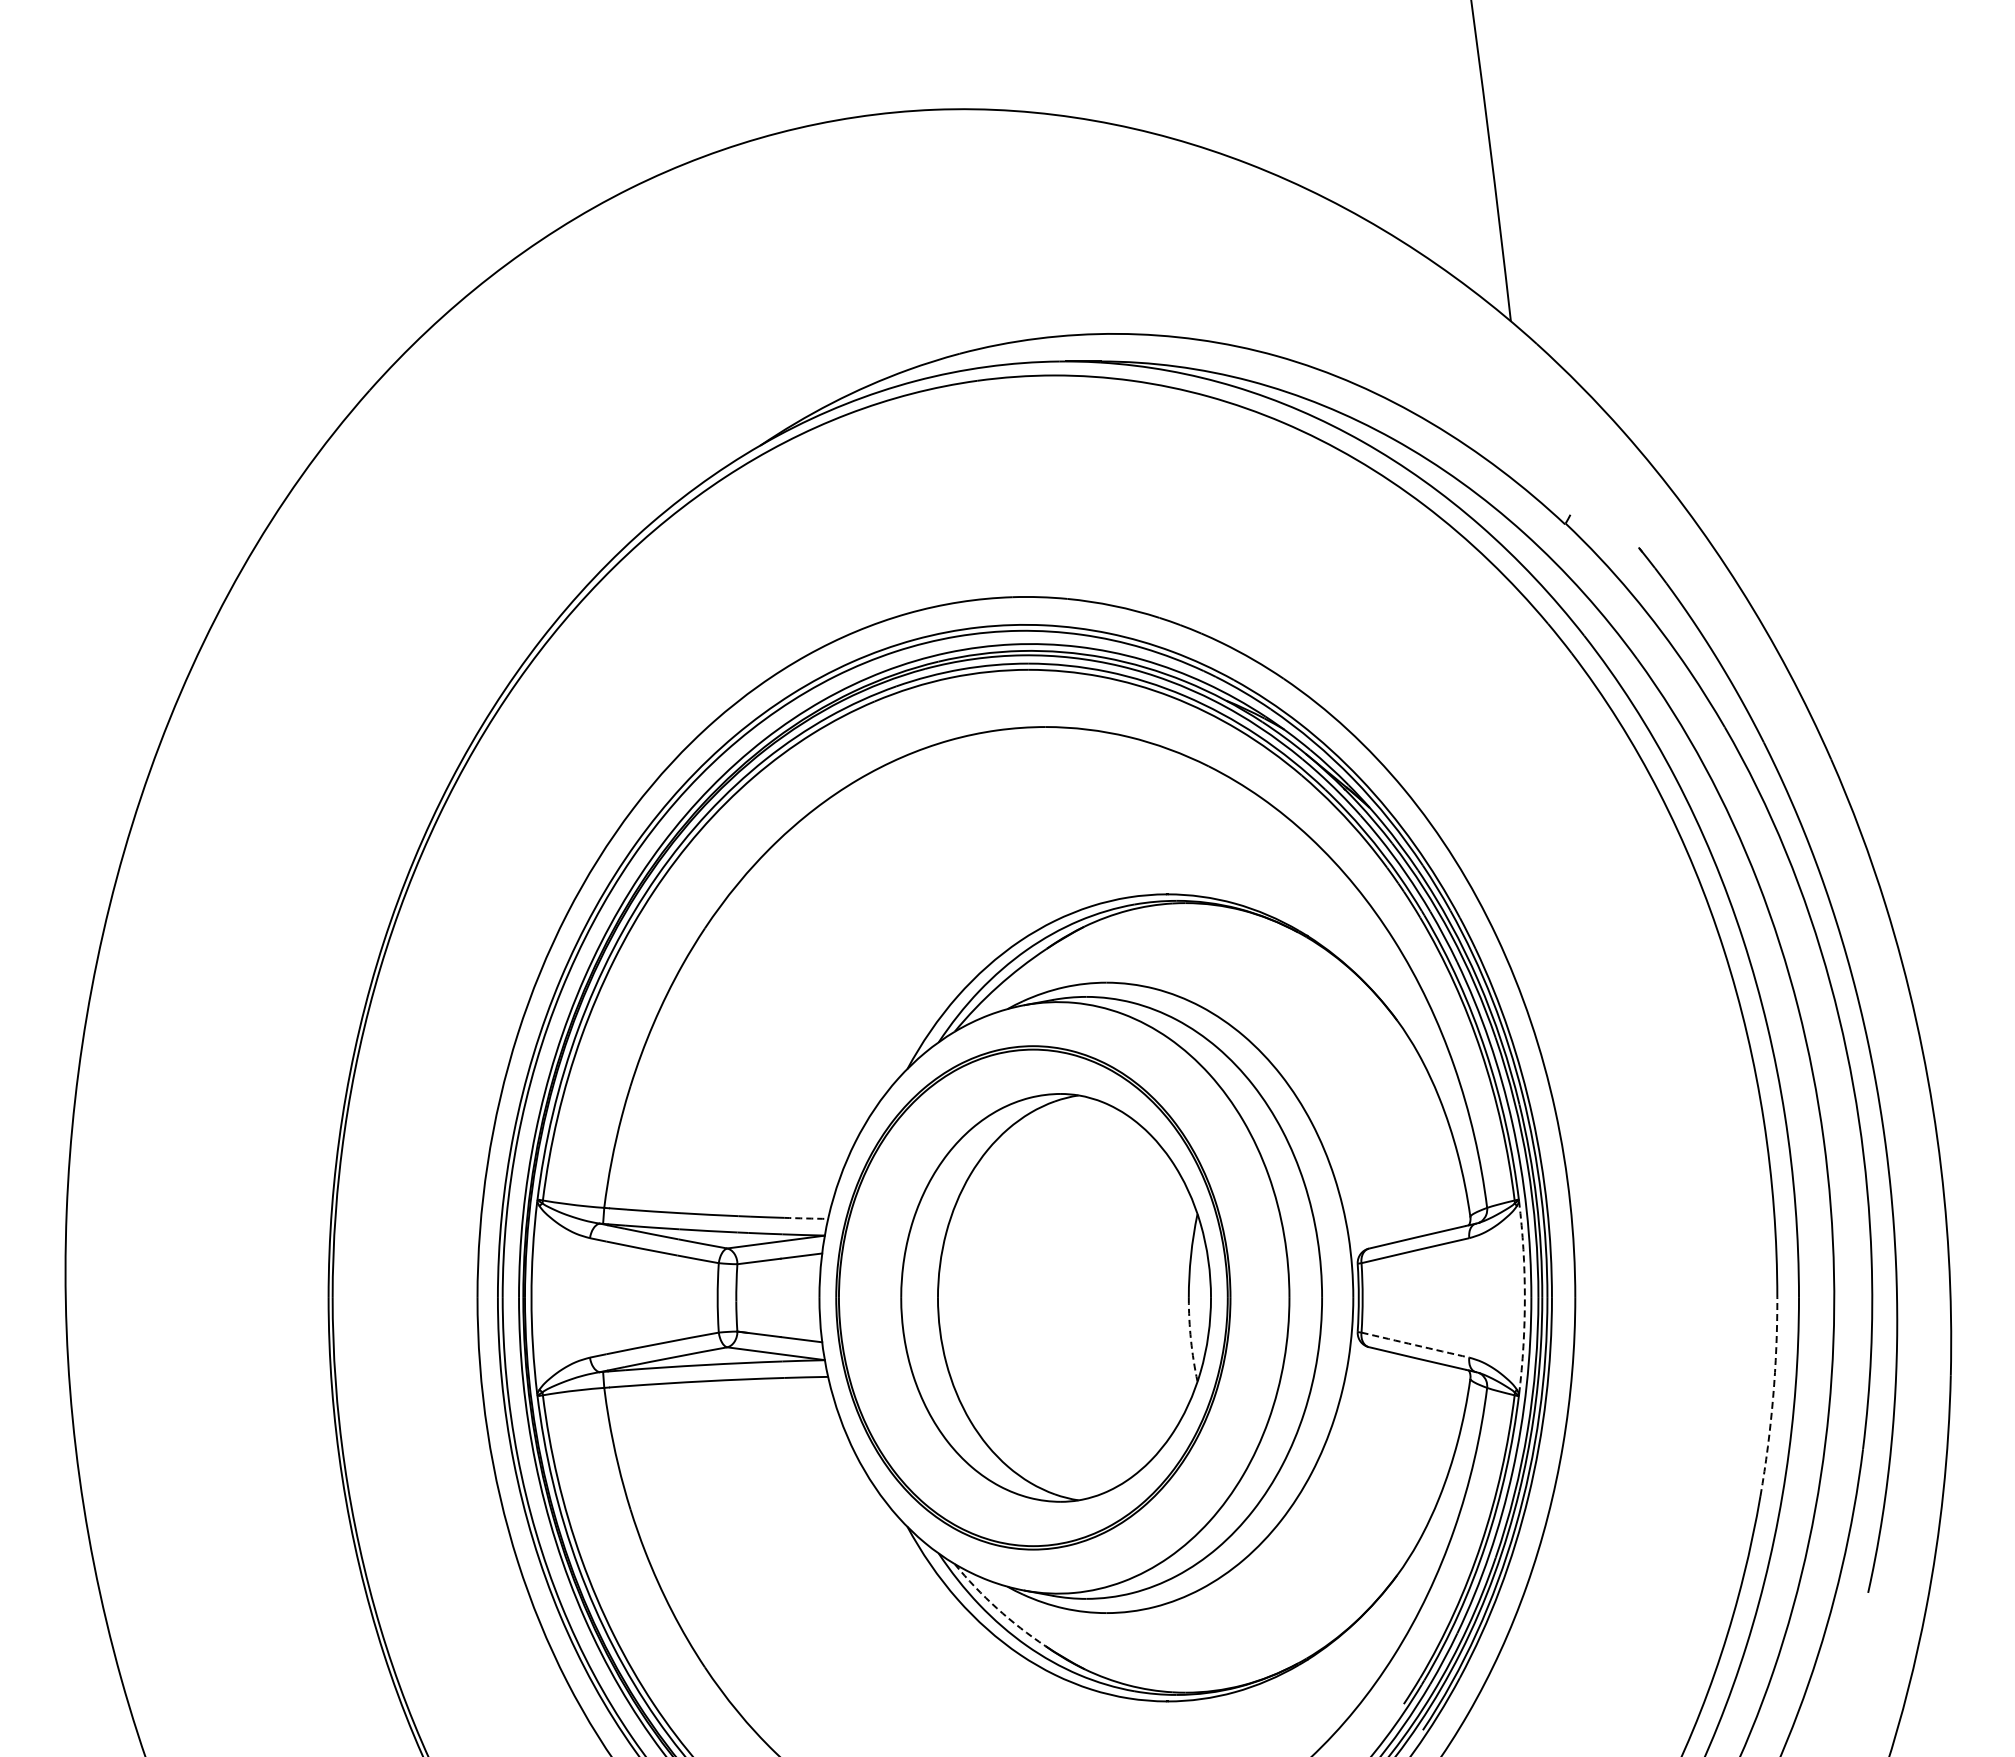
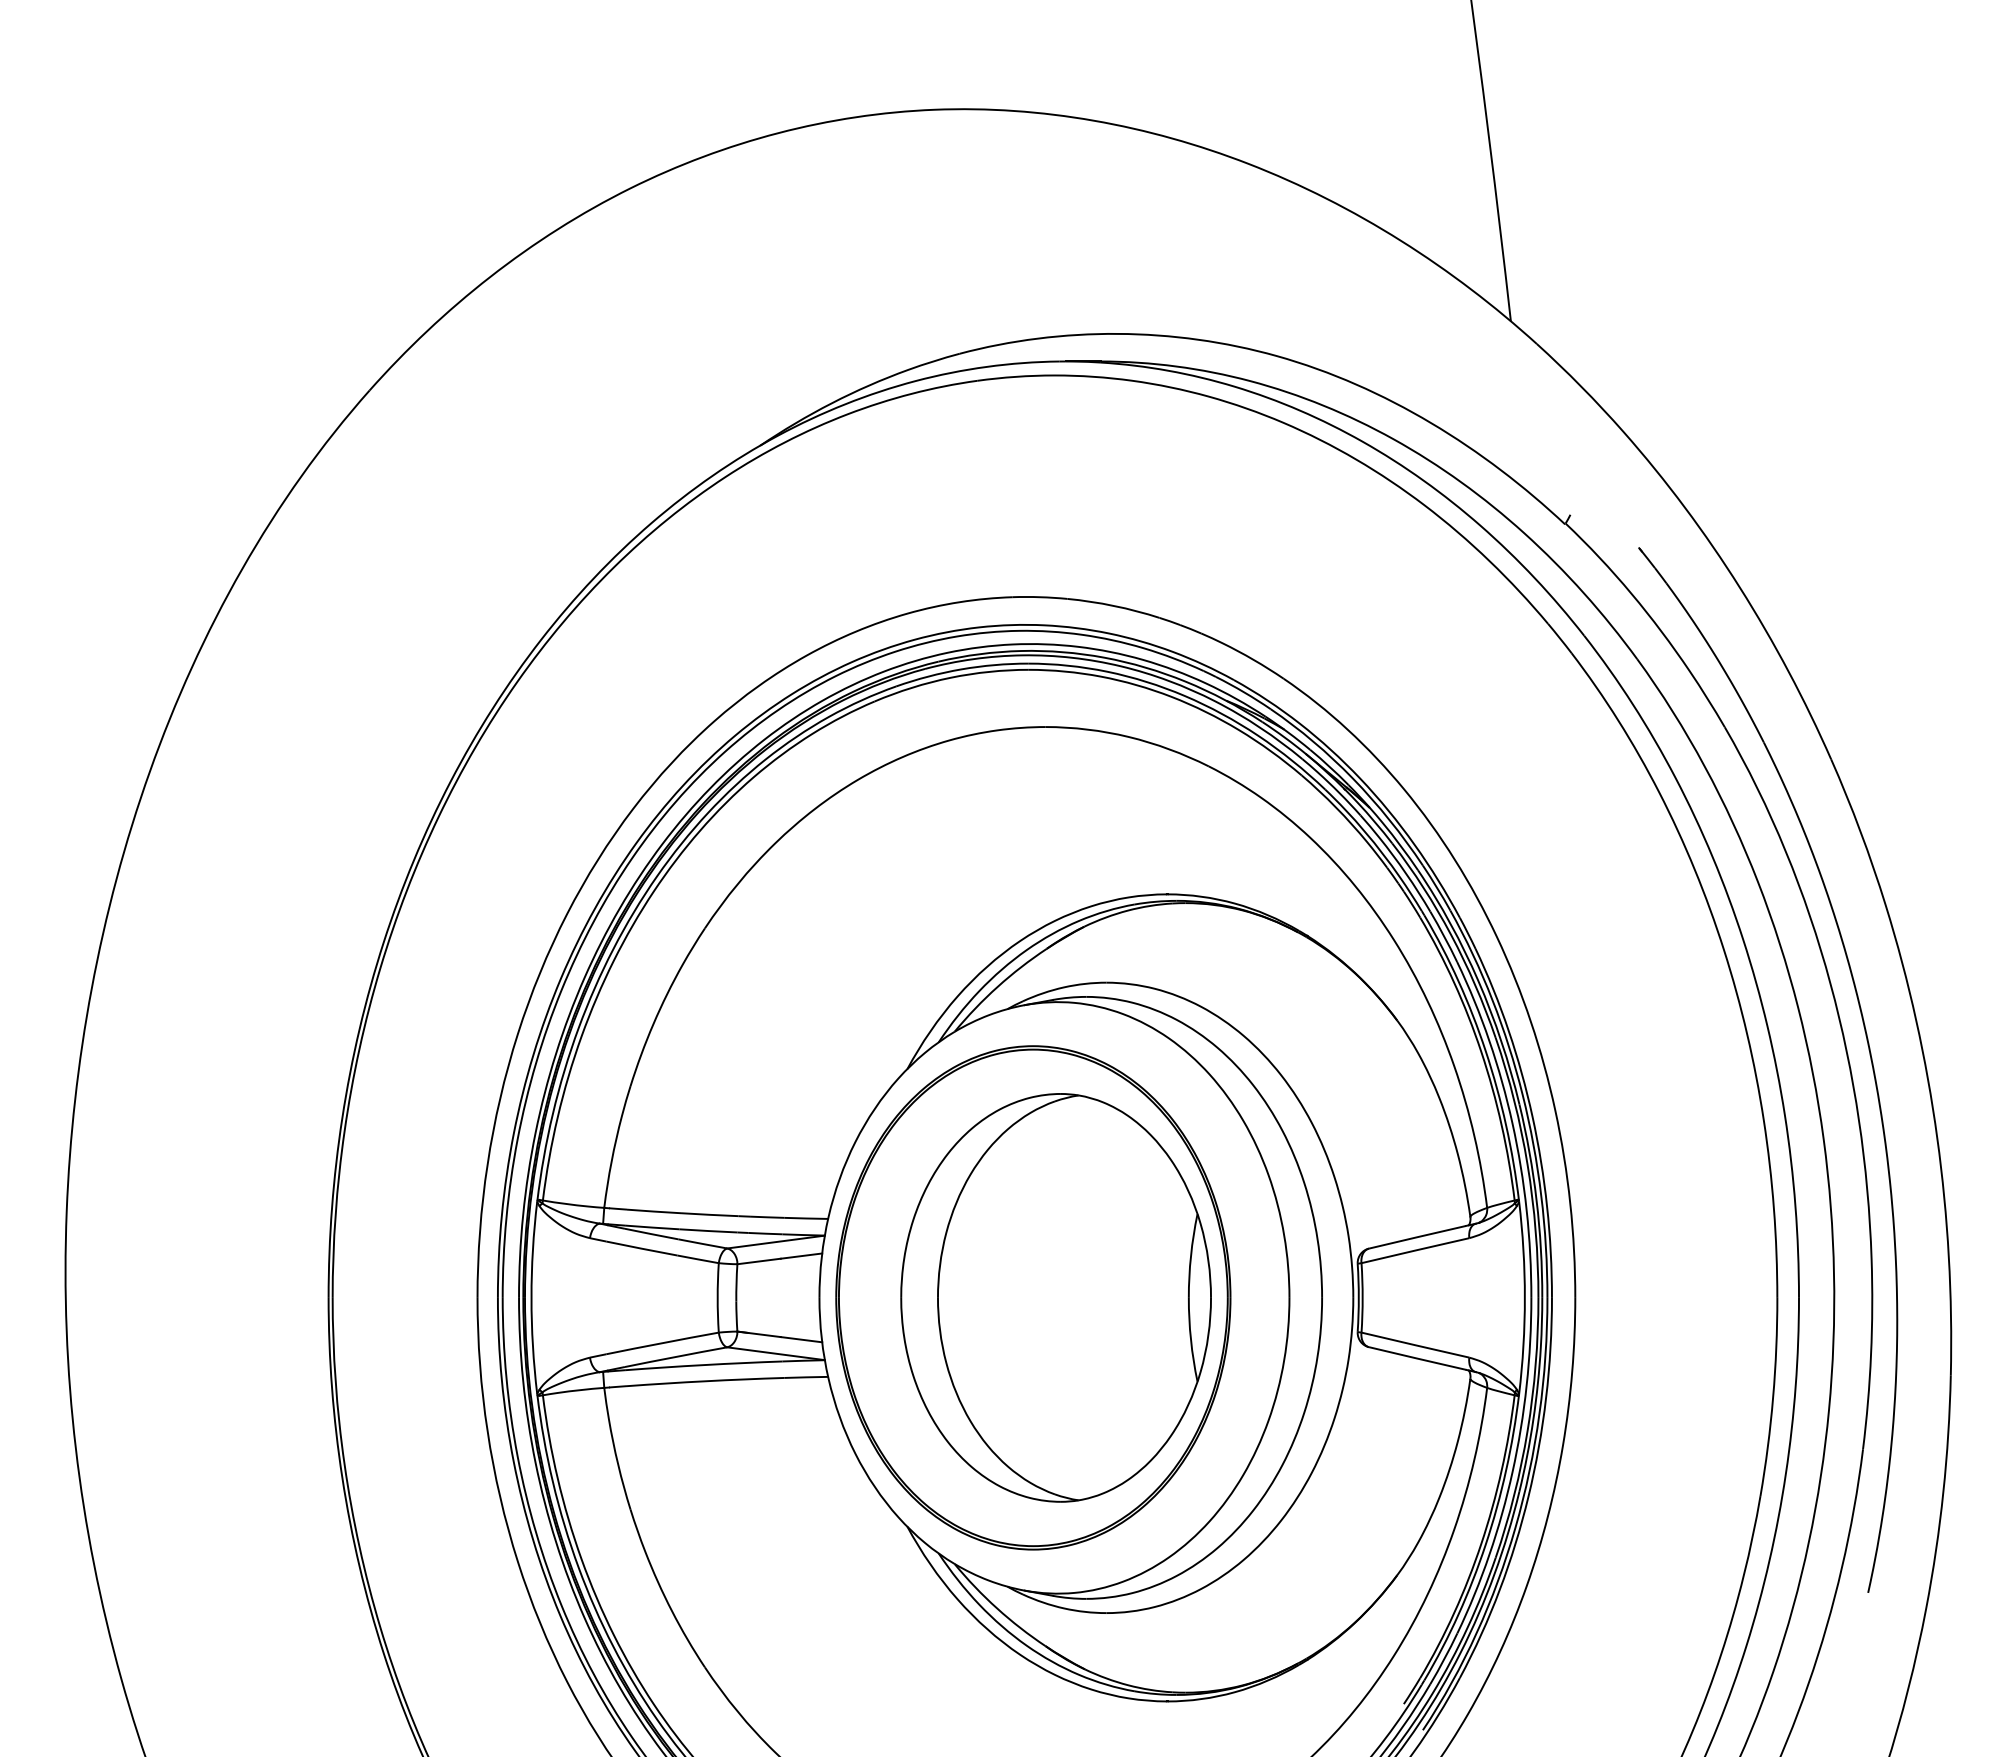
arc: dashed -> solid (806, 1218)
arc: dashed -> solid (1524, 1297)
arc: dashed -> solid (1190, 1339)
arc: dashed -> solid (1415, 1345)
arc: dashed -> solid (1773, 1397)
arc: dashed -> solid (997, 1608)
